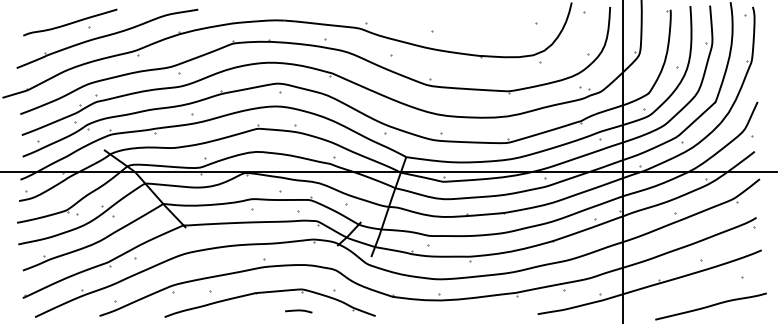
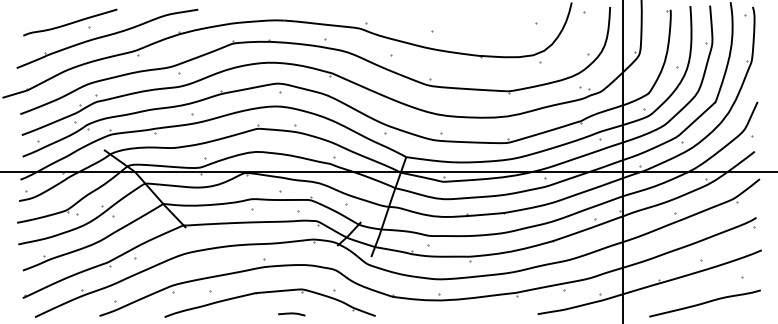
curve position: (710, 306) -> (704, 303) (704, 303)
line position: (298, 311) -> (291, 314) (291, 314)
